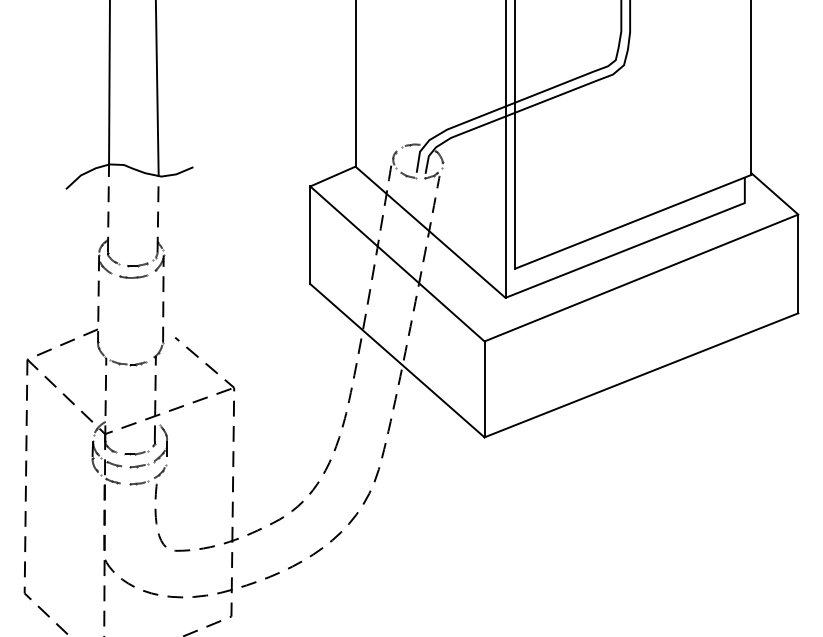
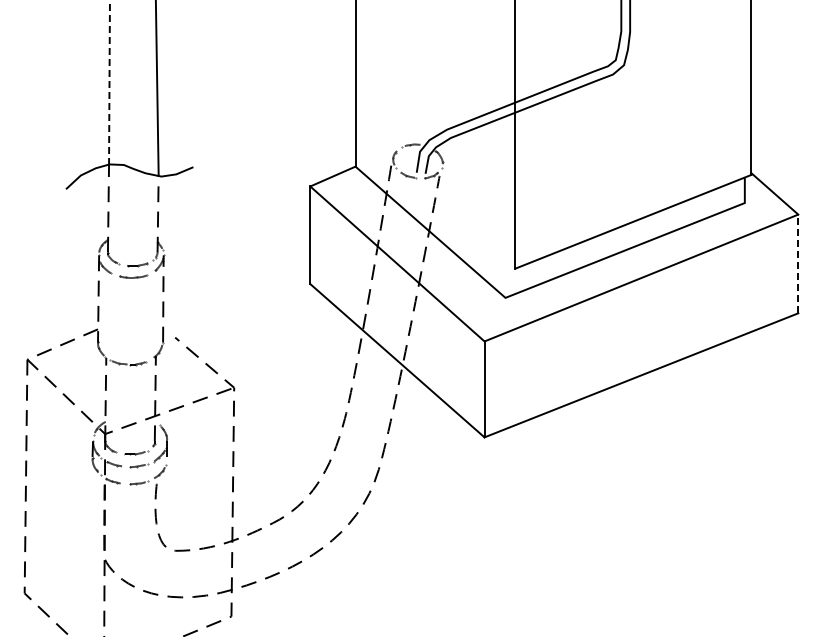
line: solid -> dashed (109, 82)
line: present -> none (505, 149)
line: solid -> dashed (798, 263)
